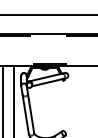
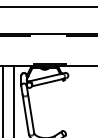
line position: (48, 14) -> (48, 6) (48, 6)
